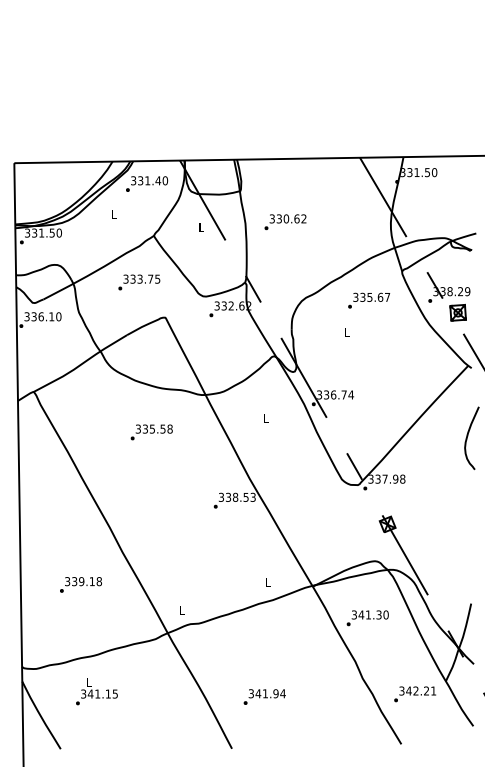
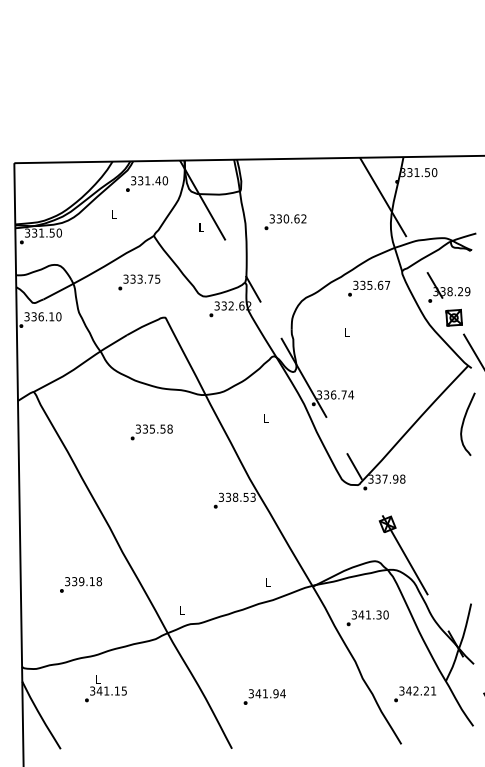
text position: (369, 300) -> (369, 288) (369, 288)
part position: (457, 312) -> (453, 317) (453, 317)
curve position: (468, 436) -> (464, 422) (464, 422)
text position: (96, 691) -> (105, 688) (105, 688)
